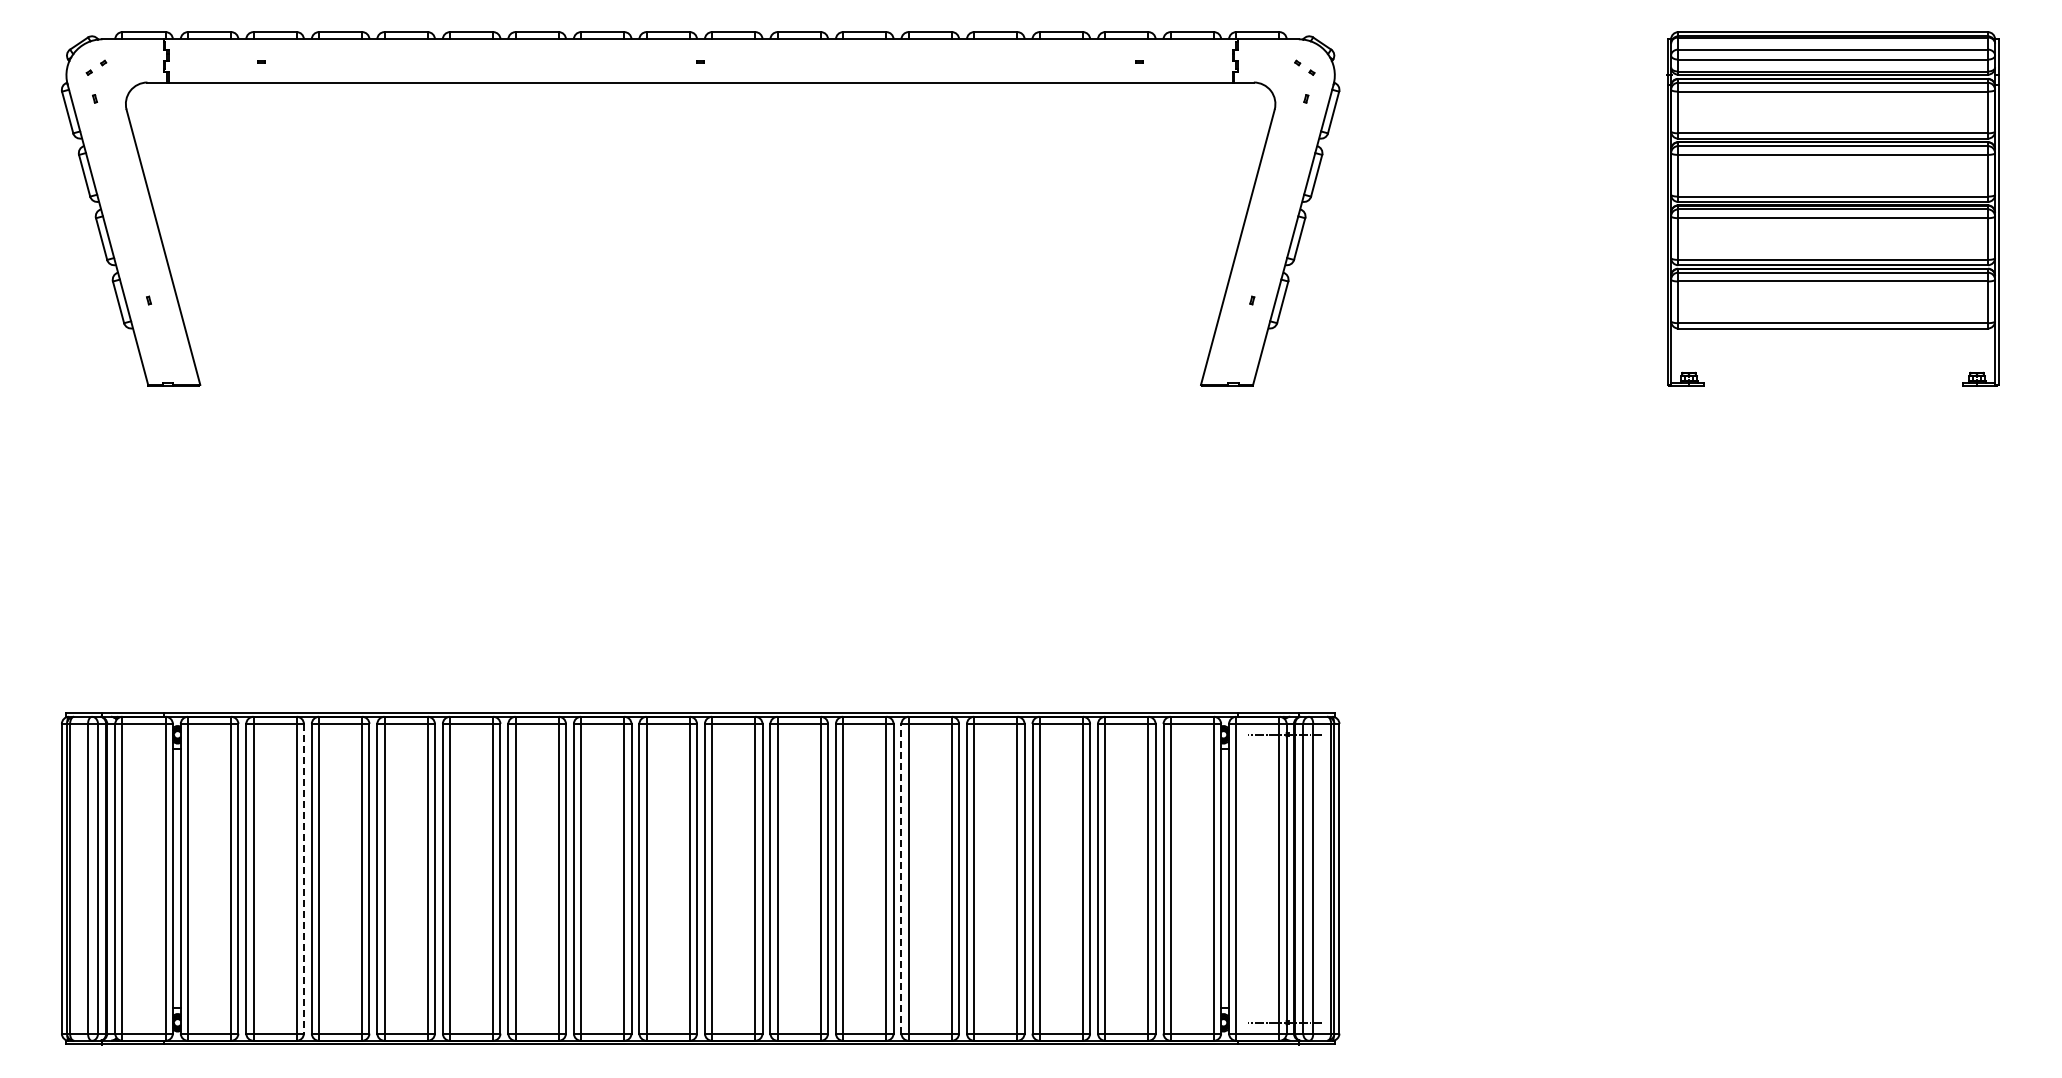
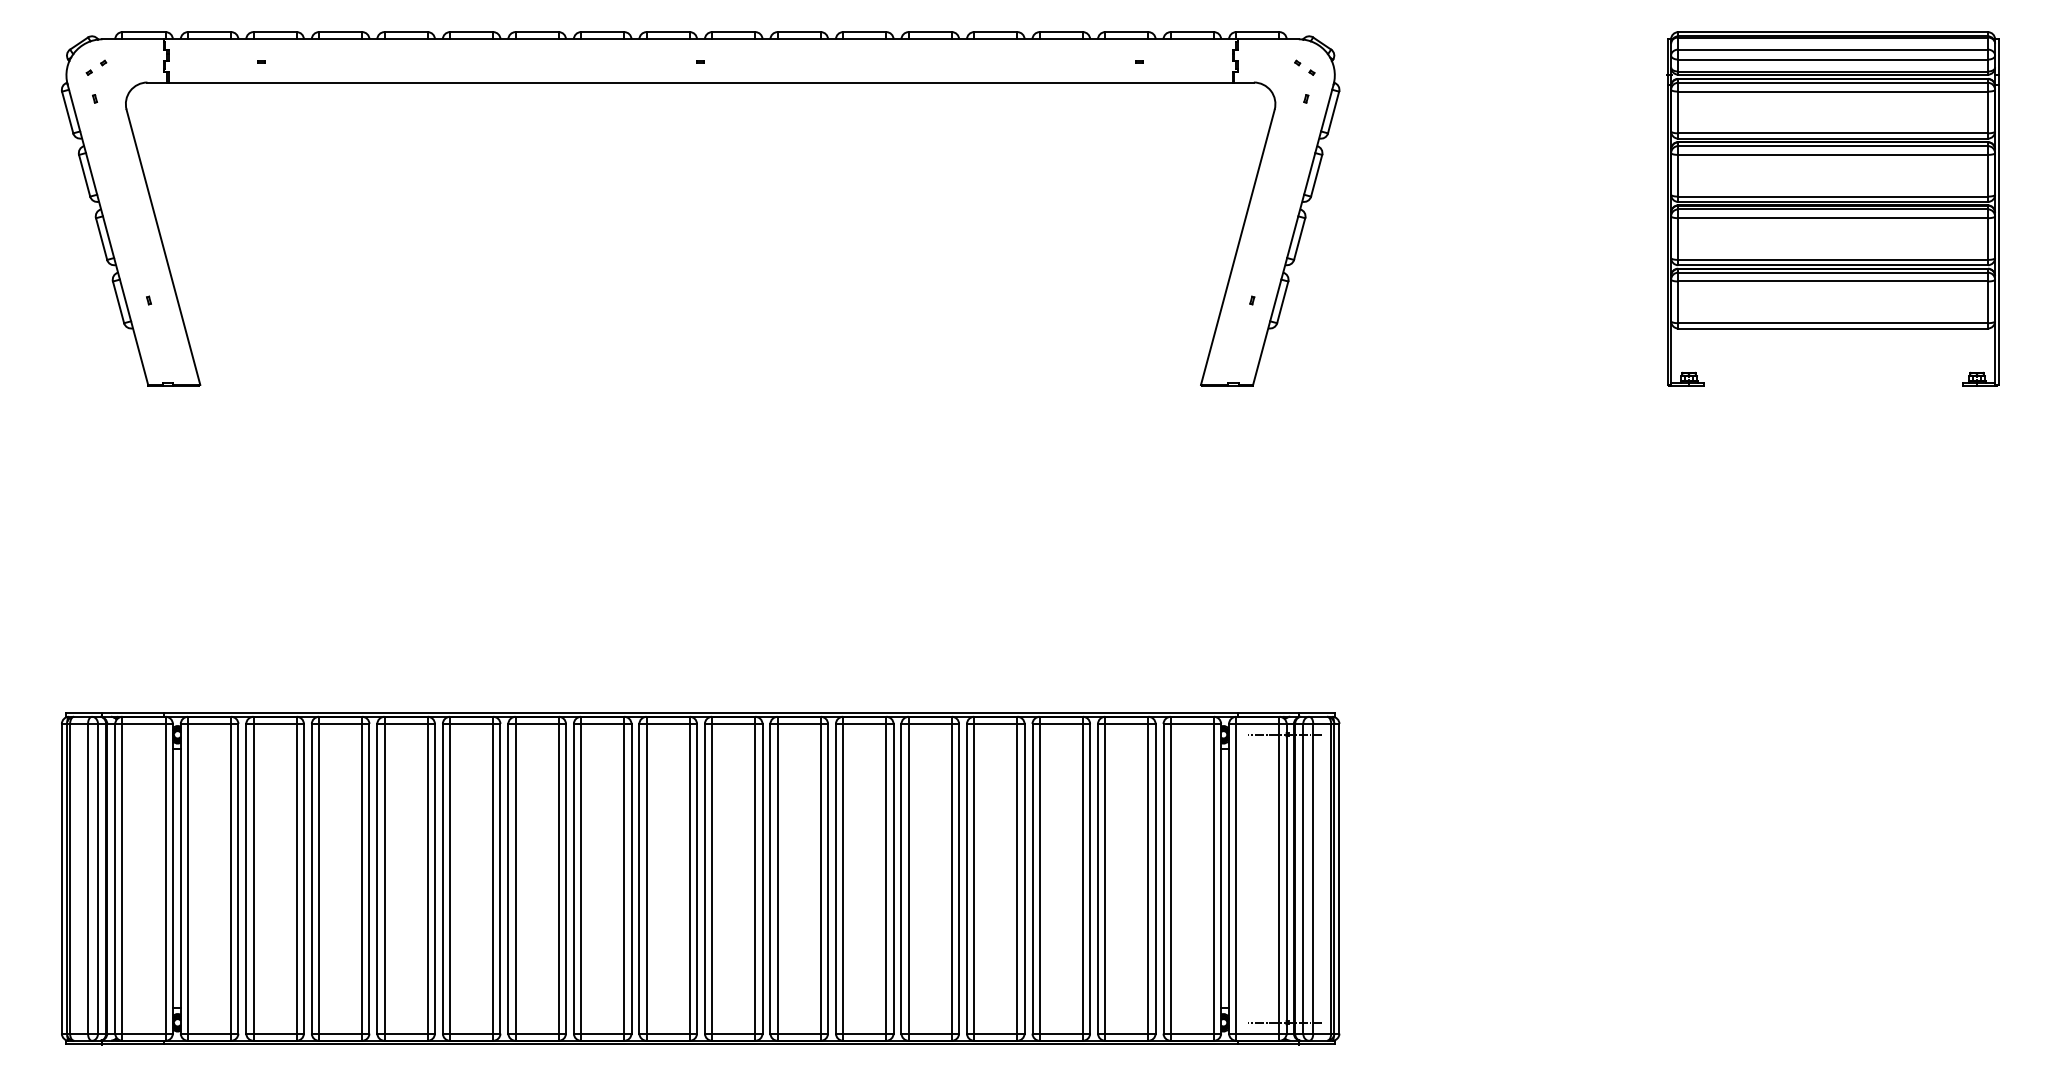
line: dashed -> solid (303, 878)
line: dashed -> solid (901, 878)
